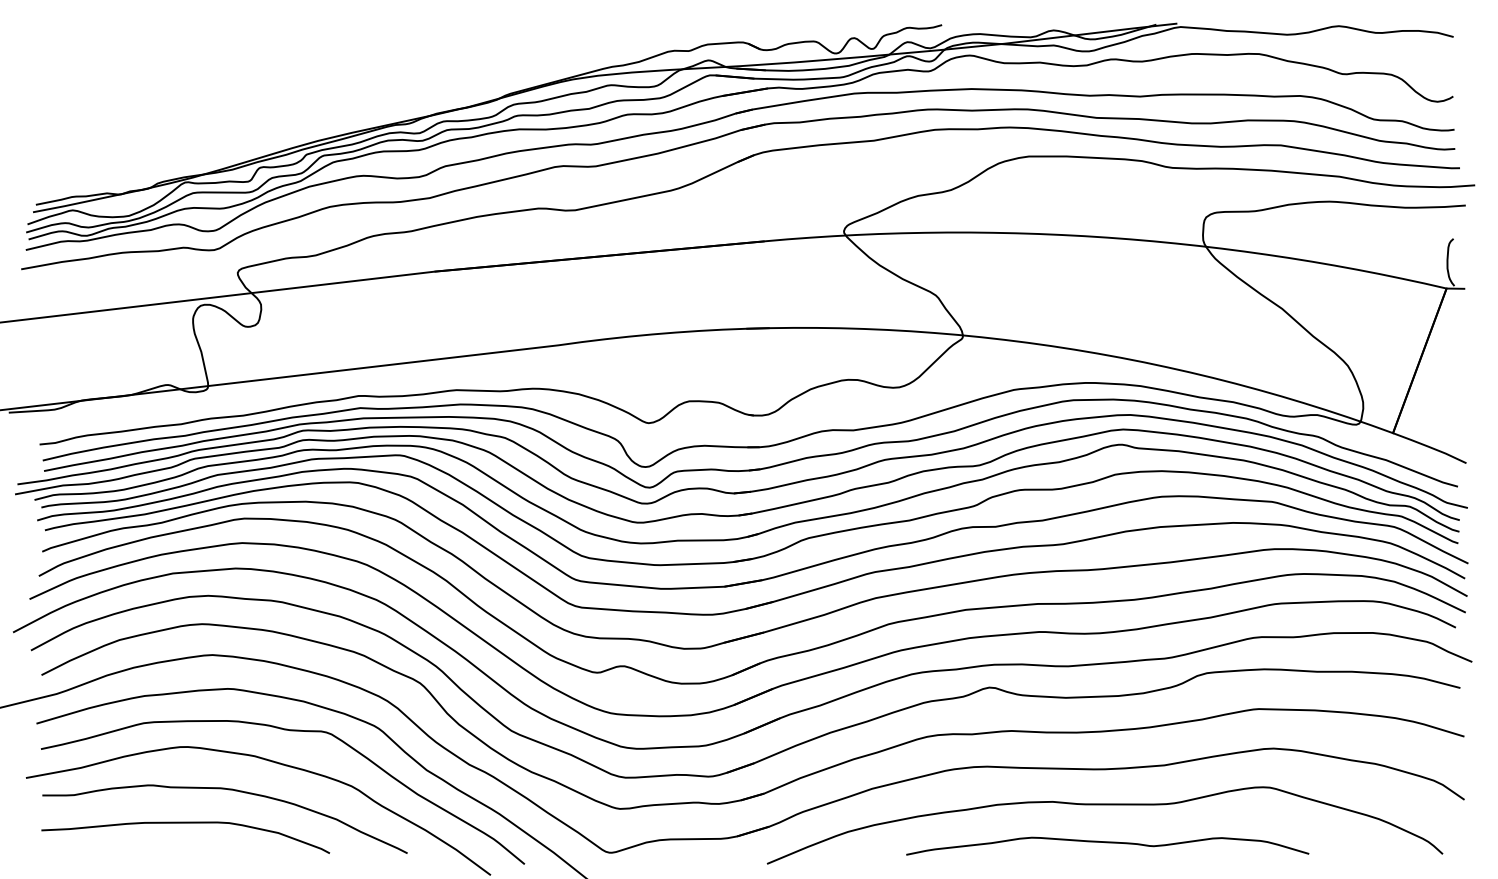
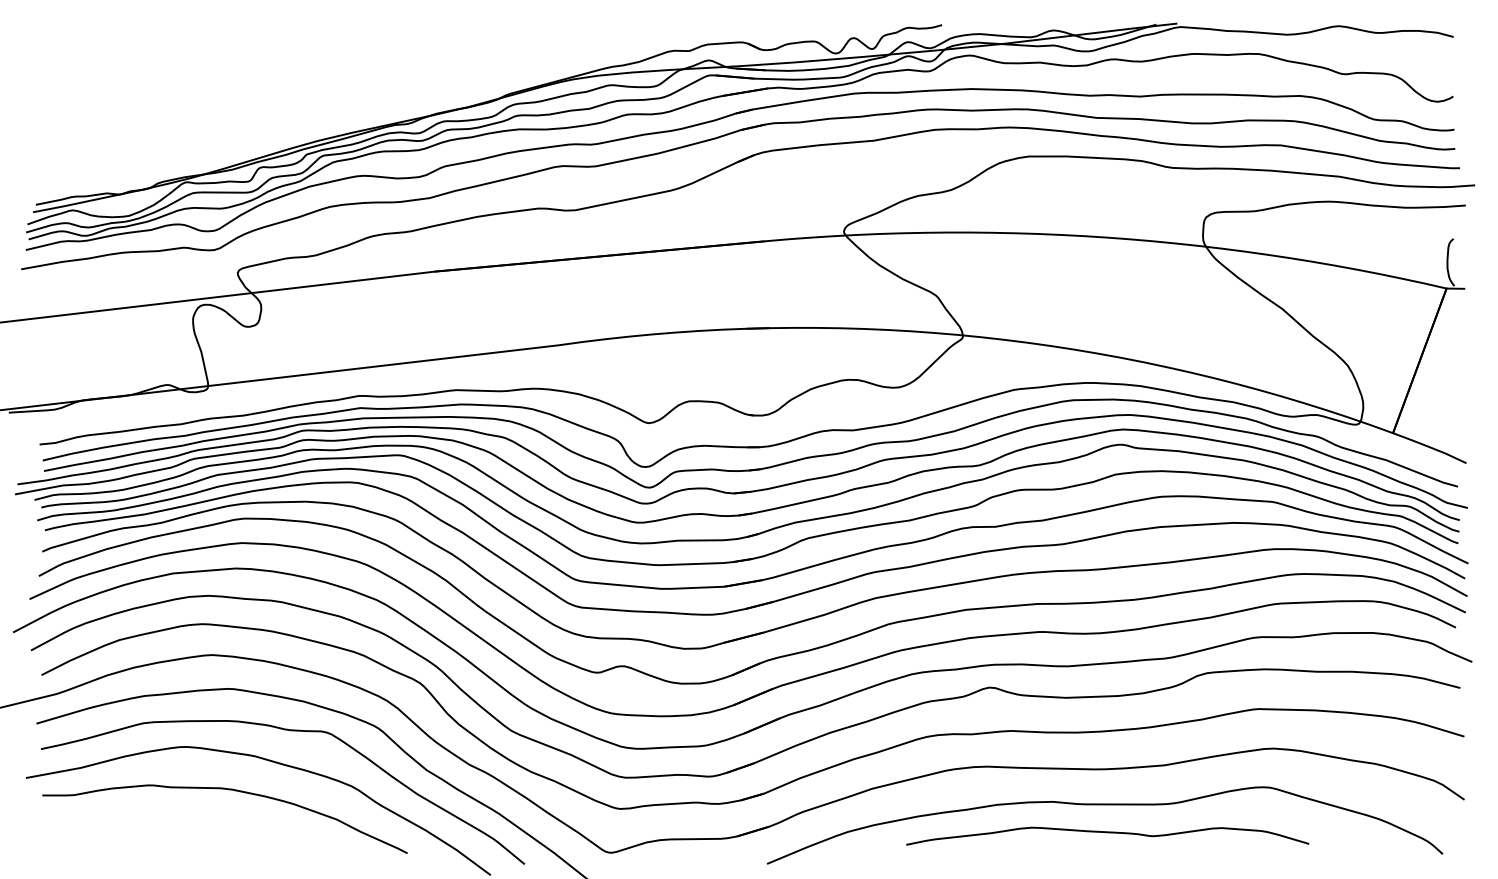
curve: present -> none (185, 823)
curve position: (1107, 843) -> (1107, 833) (1107, 833)
